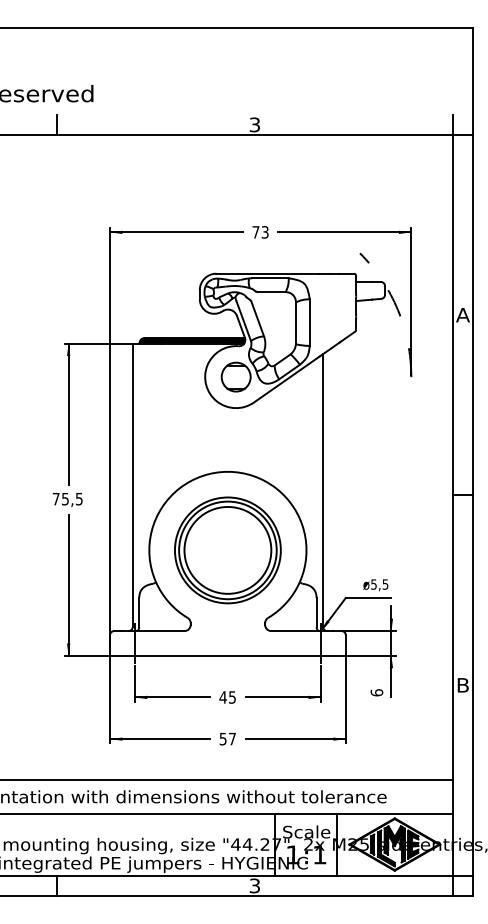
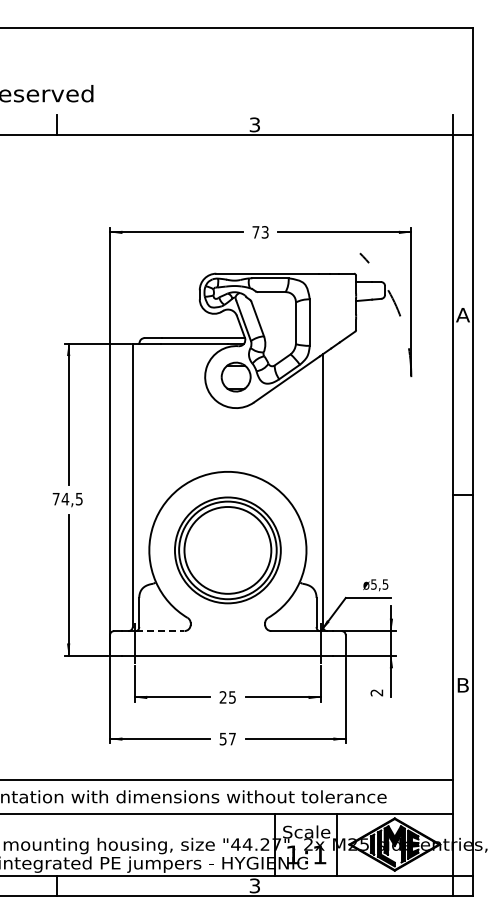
fill: present -> none (192, 340)
text: 75,5 -> 74,5 (65, 499)
line: solid -> dashed (160, 631)
text: 6 -> 2 (376, 692)
text: 45 -> 25 (222, 697)
